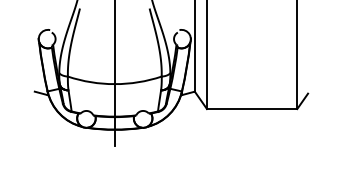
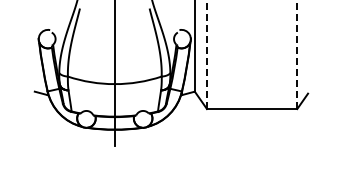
line: solid -> dashed (207, 54)
line: solid -> dashed (297, 54)
